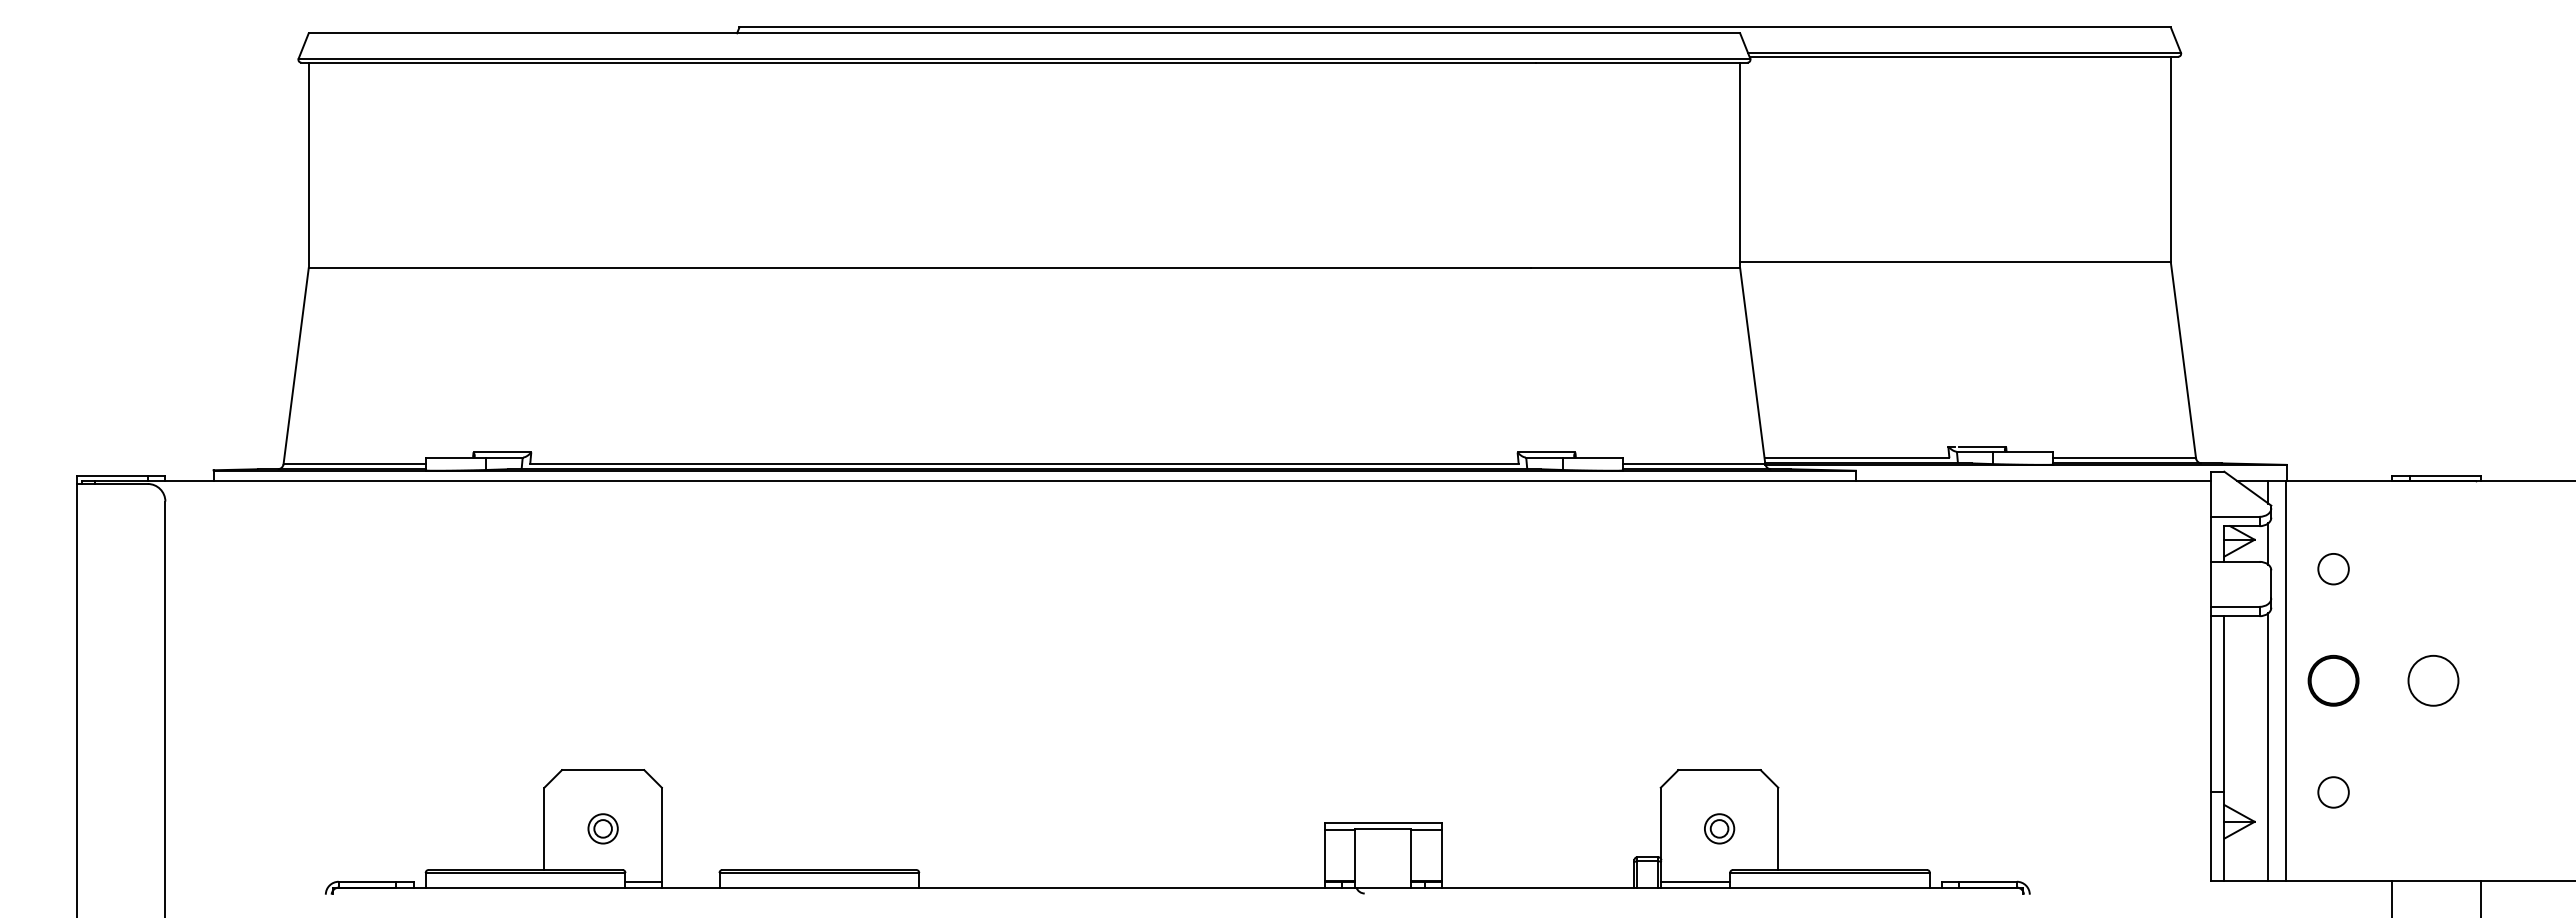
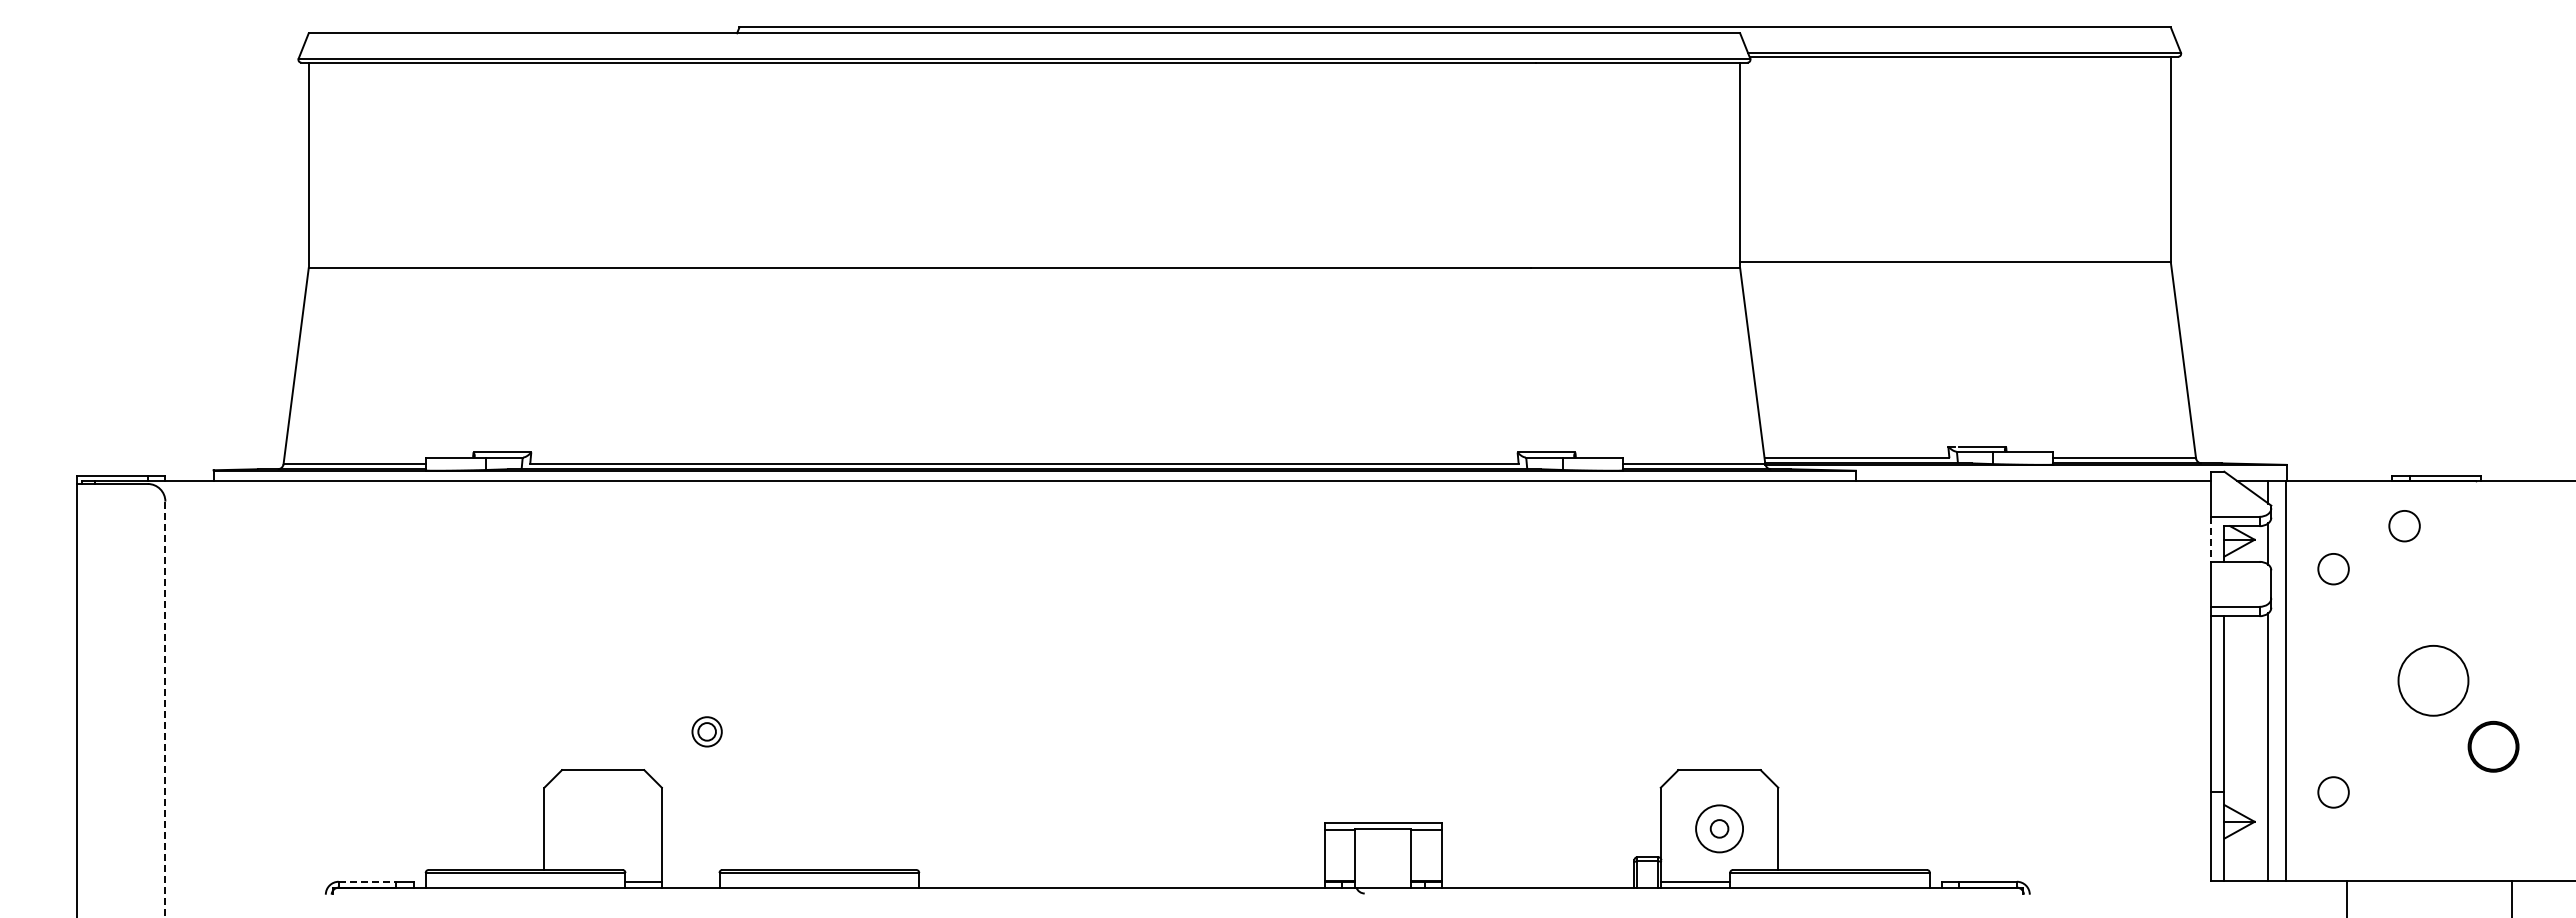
circle: none -> present (2404, 526)
line: solid -> dashed (2210, 539)
part position: (2333, 680) -> (2493, 746) (2493, 746)
circle diameter: 50 px -> 70 px (2433, 680)
line: solid -> dashed (165, 709)
part position: (602, 828) -> (706, 731) (706, 731)
circle diameter: 29 px -> 47 px (1719, 828)
line: solid -> dashed (367, 881)
line position: (2392, 897) -> (2347, 897) (2347, 897)
line position: (2480, 897) -> (2511, 897) (2511, 897)
